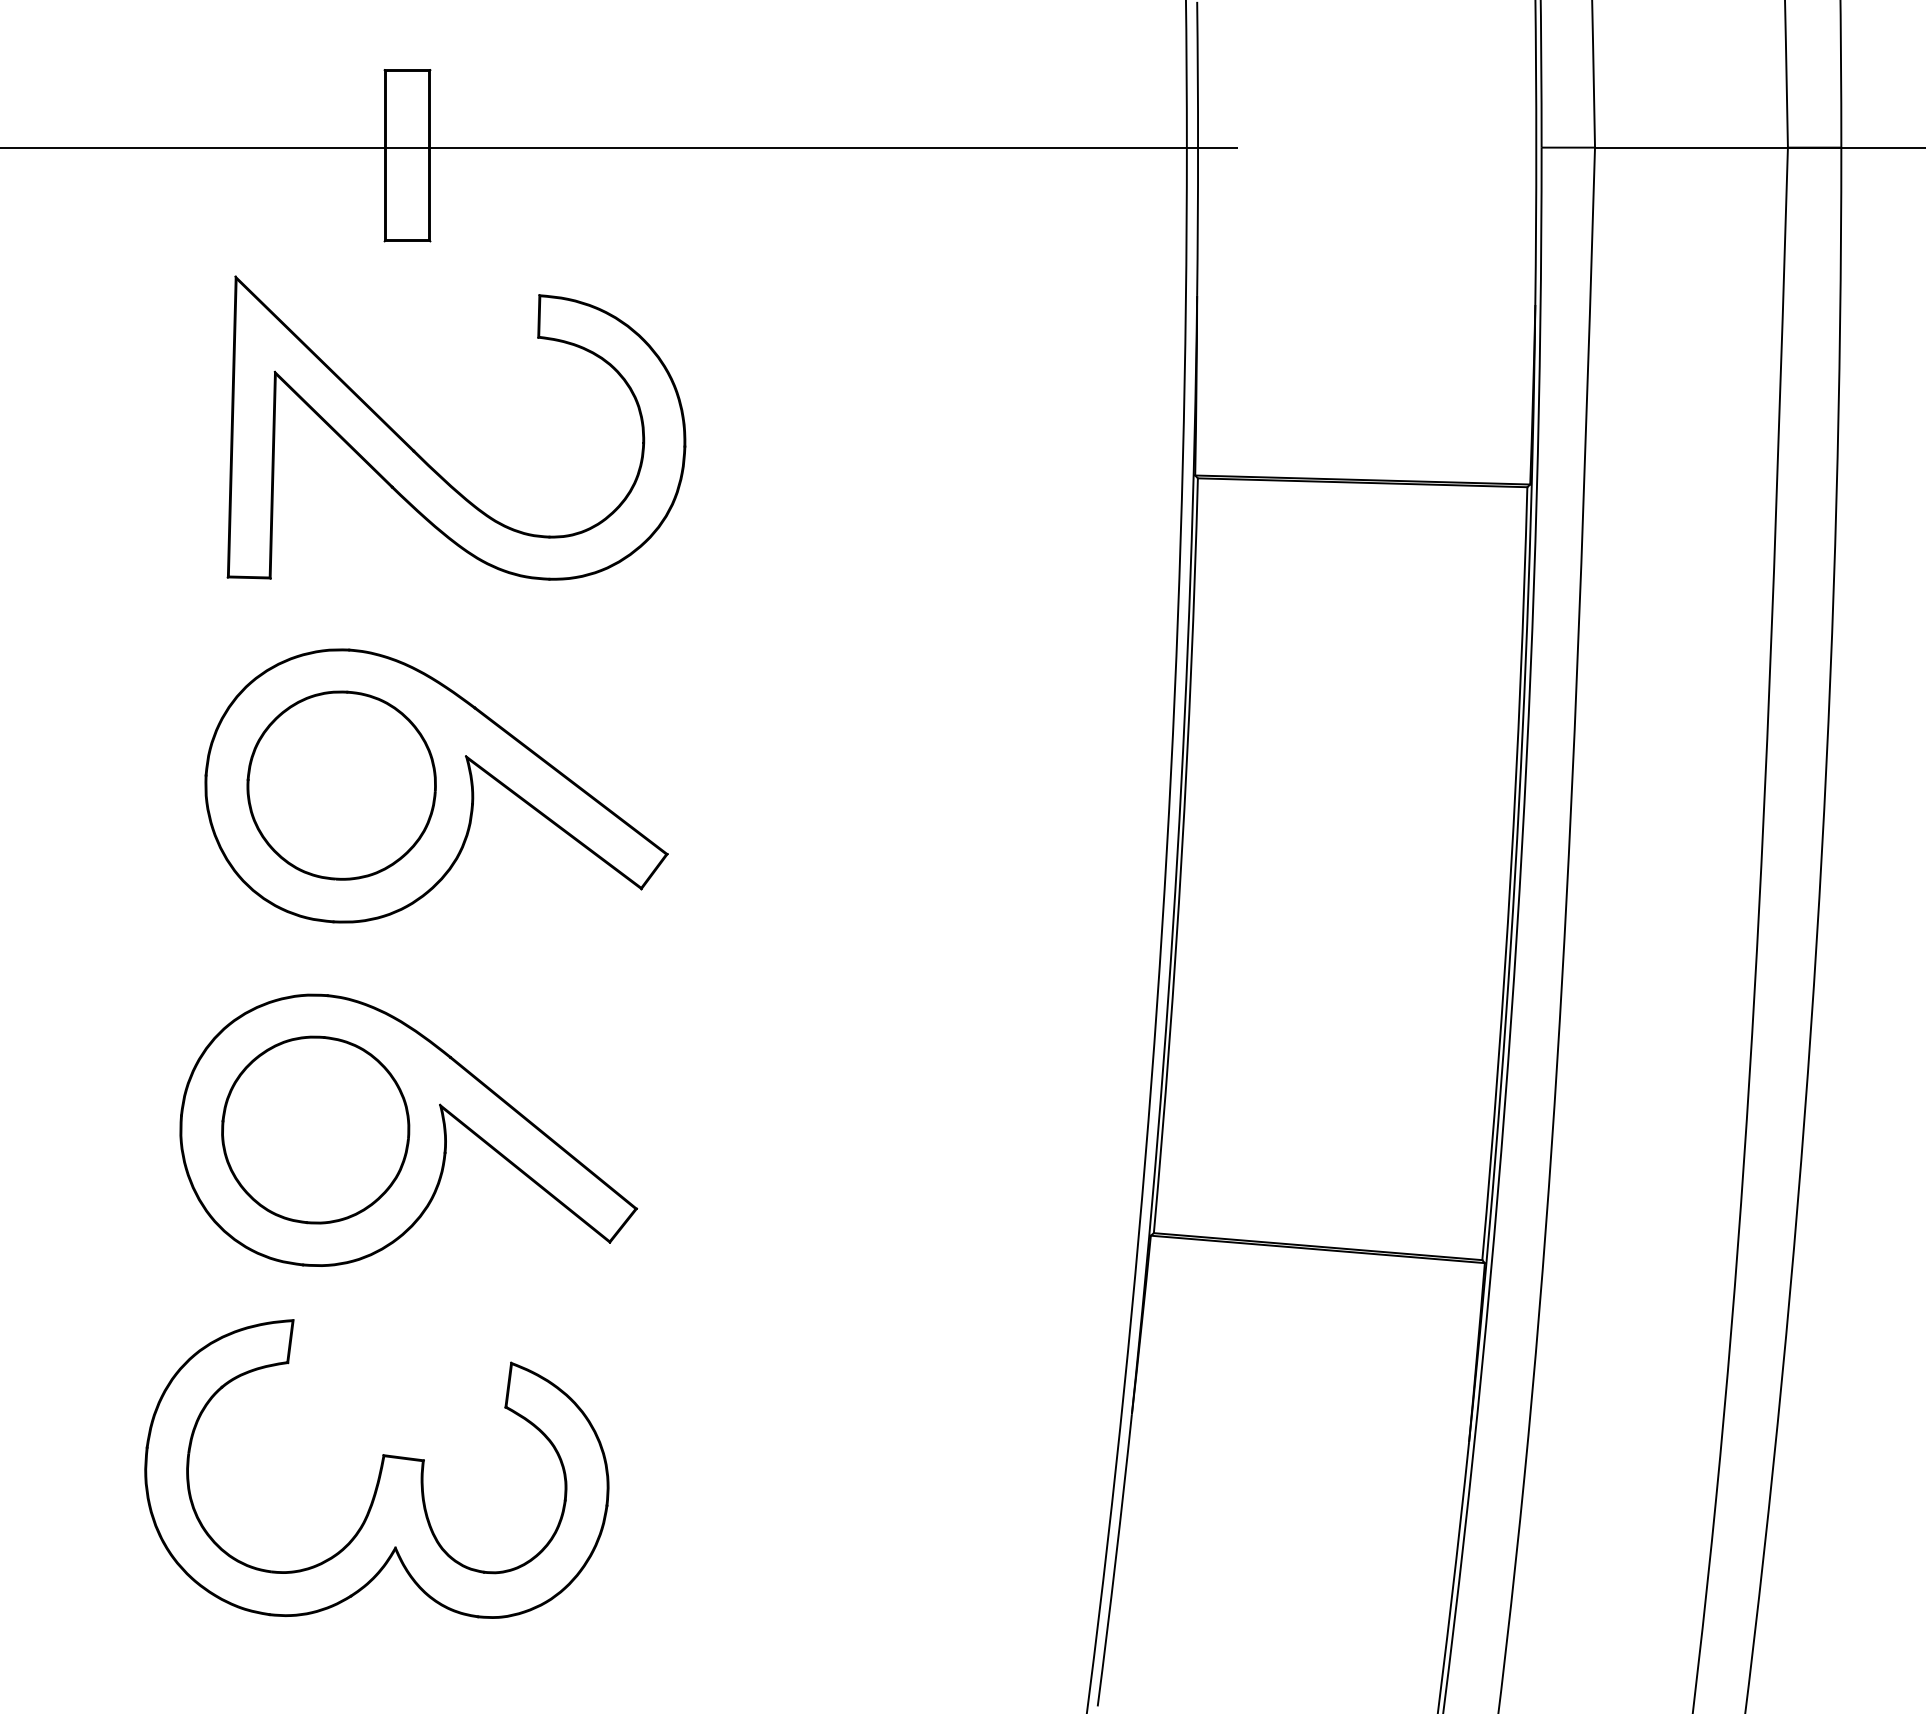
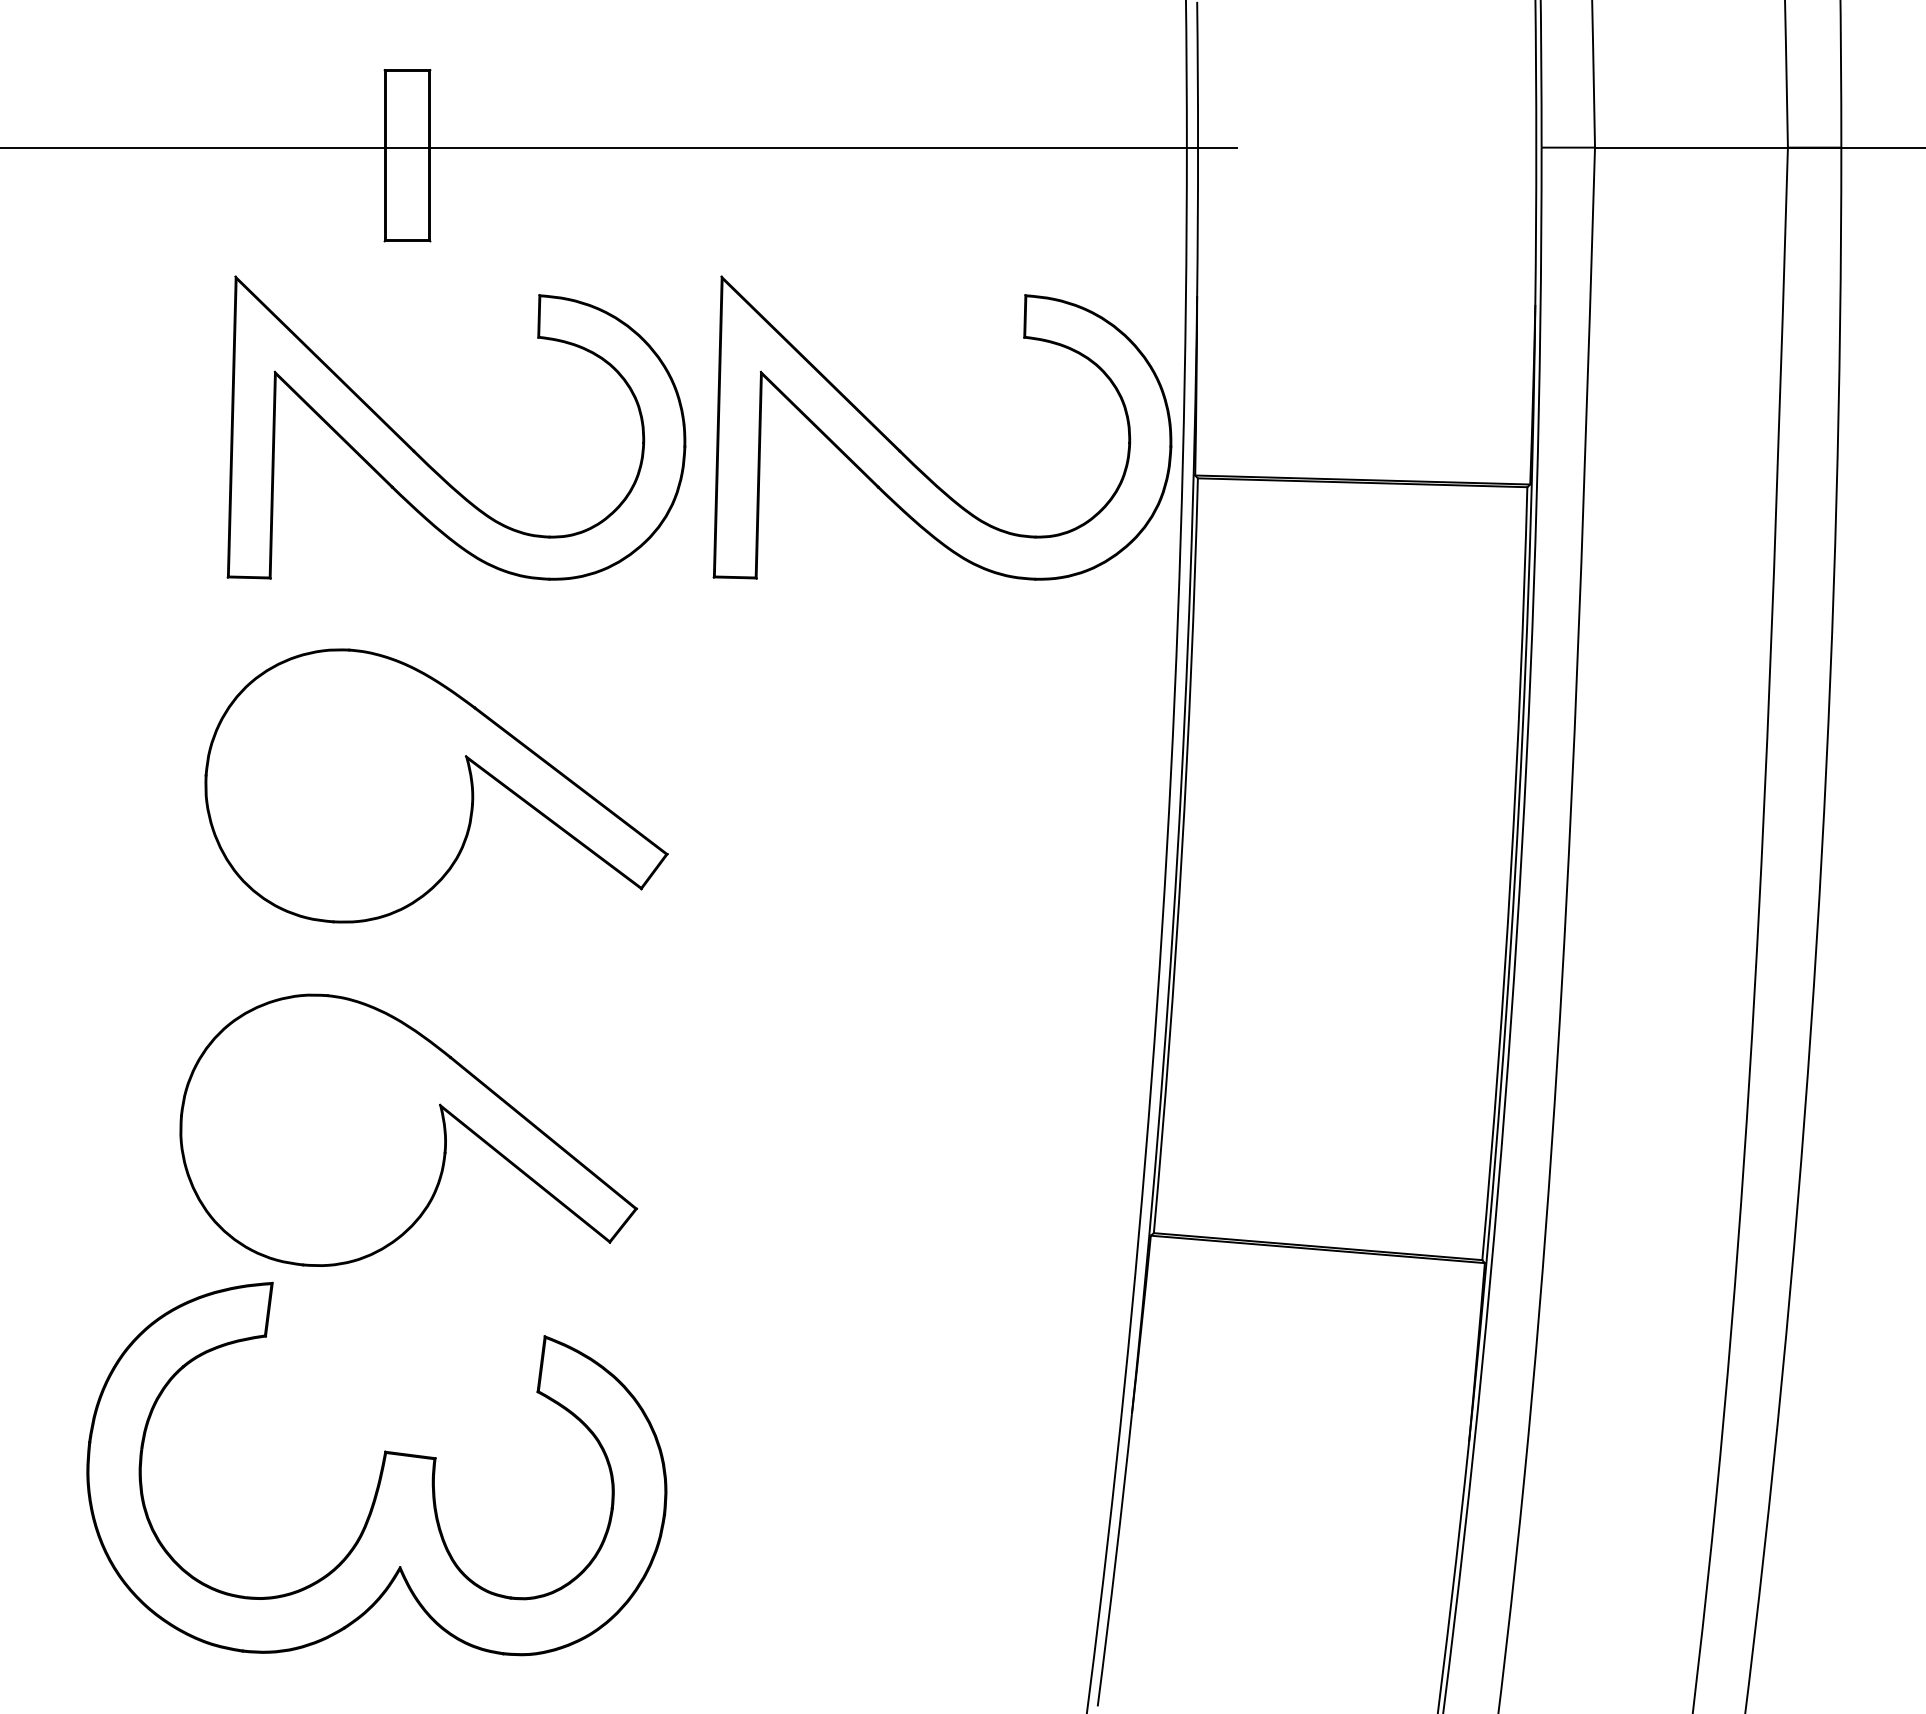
part: none -> present (910, 459)
part: present -> none (341, 785)
part: present -> none (315, 1129)
part size: 466x300 px -> 582x376 px (376, 1468)
